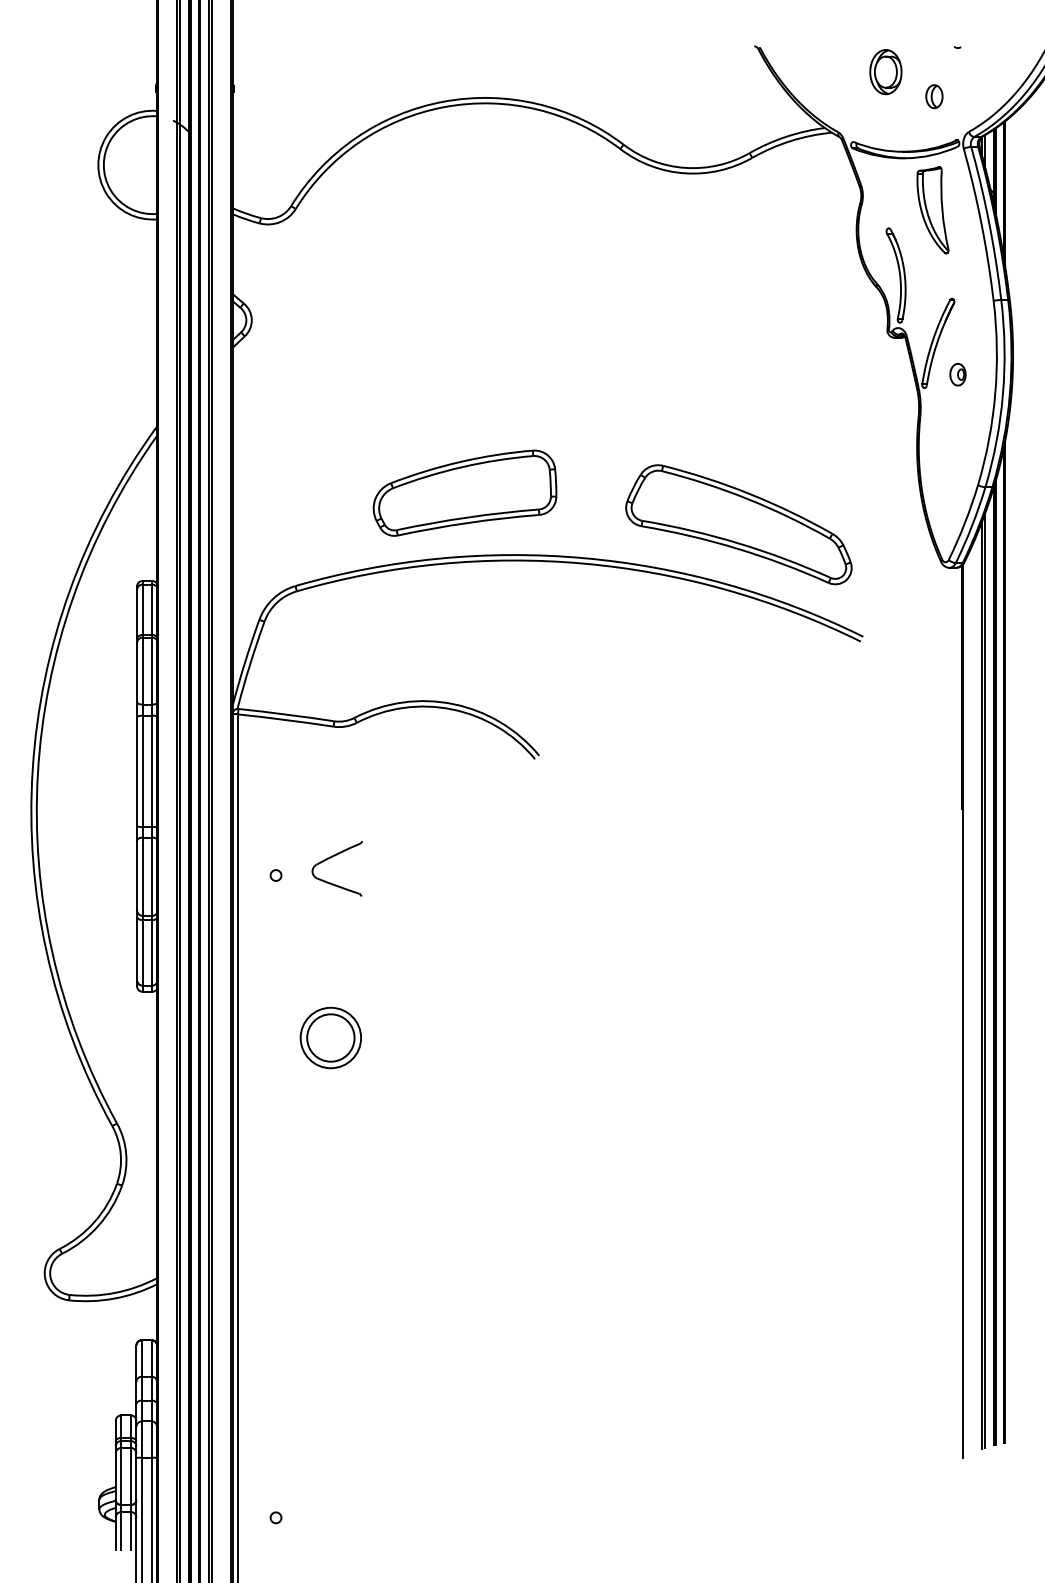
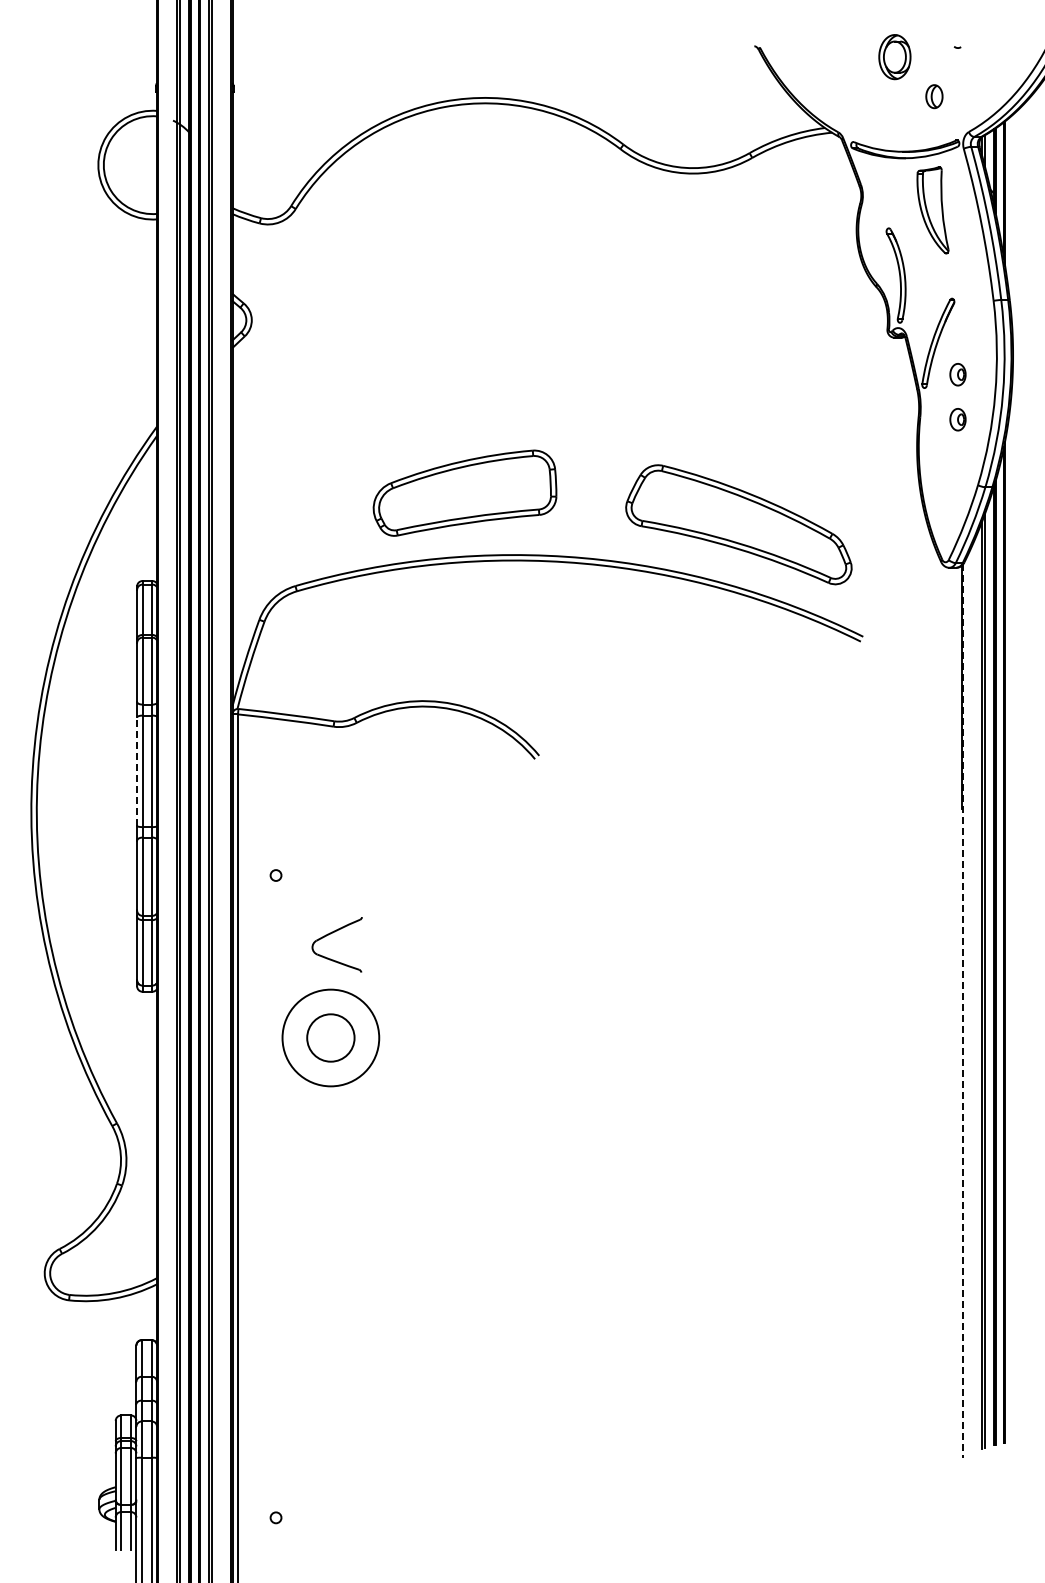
part position: (885, 72) -> (894, 57) (894, 57)
part: none -> present (957, 419)
line: solid -> dashed (137, 771)
part position: (330, 858) -> (330, 934) (330, 934)
line: solid -> dashed (963, 1011)
circle diameter: 60 px -> 97 px (330, 1037)
